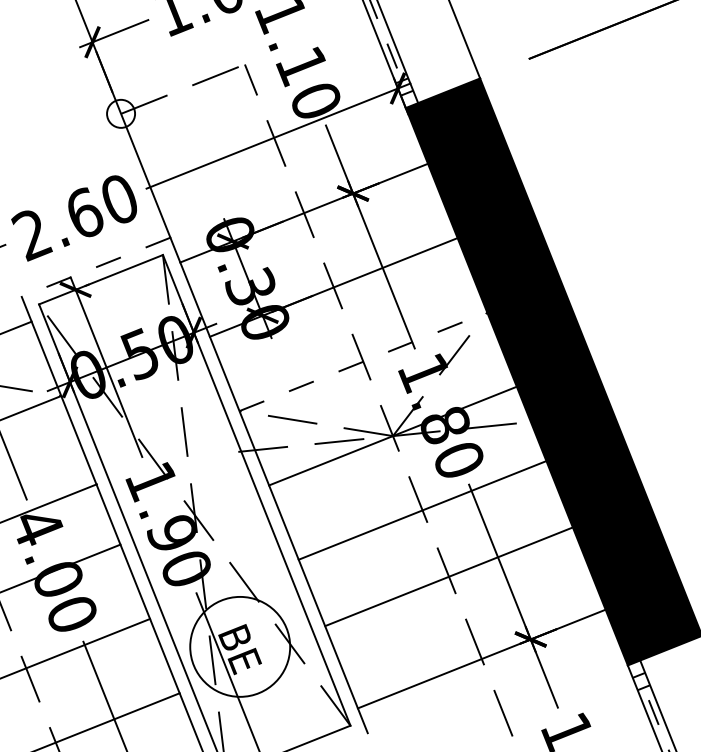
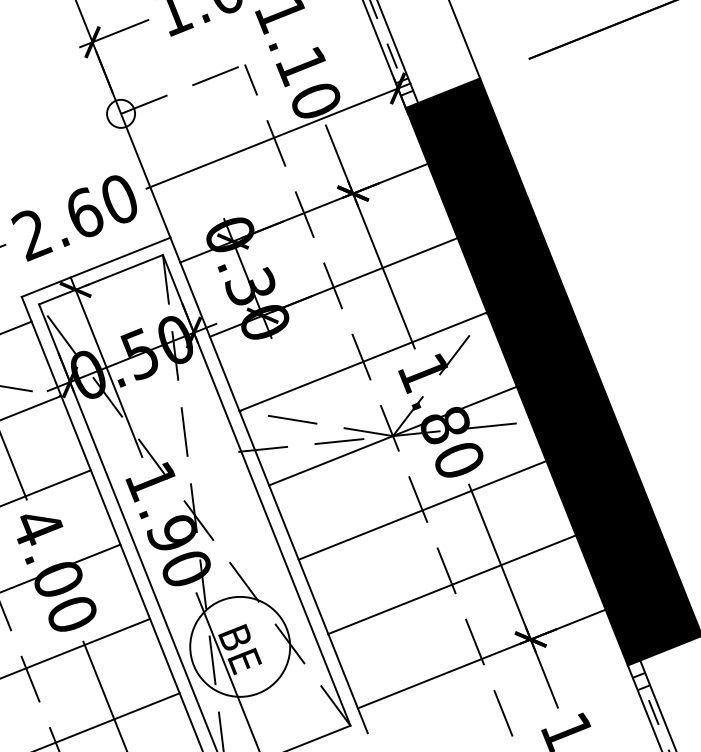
line: dashed -> solid (96, 267)
line: dashed -> solid (363, 361)
line position: (49, 502) -> (46, 487) (46, 487)
line position: (449, 576) -> (452, 584) (452, 584)
